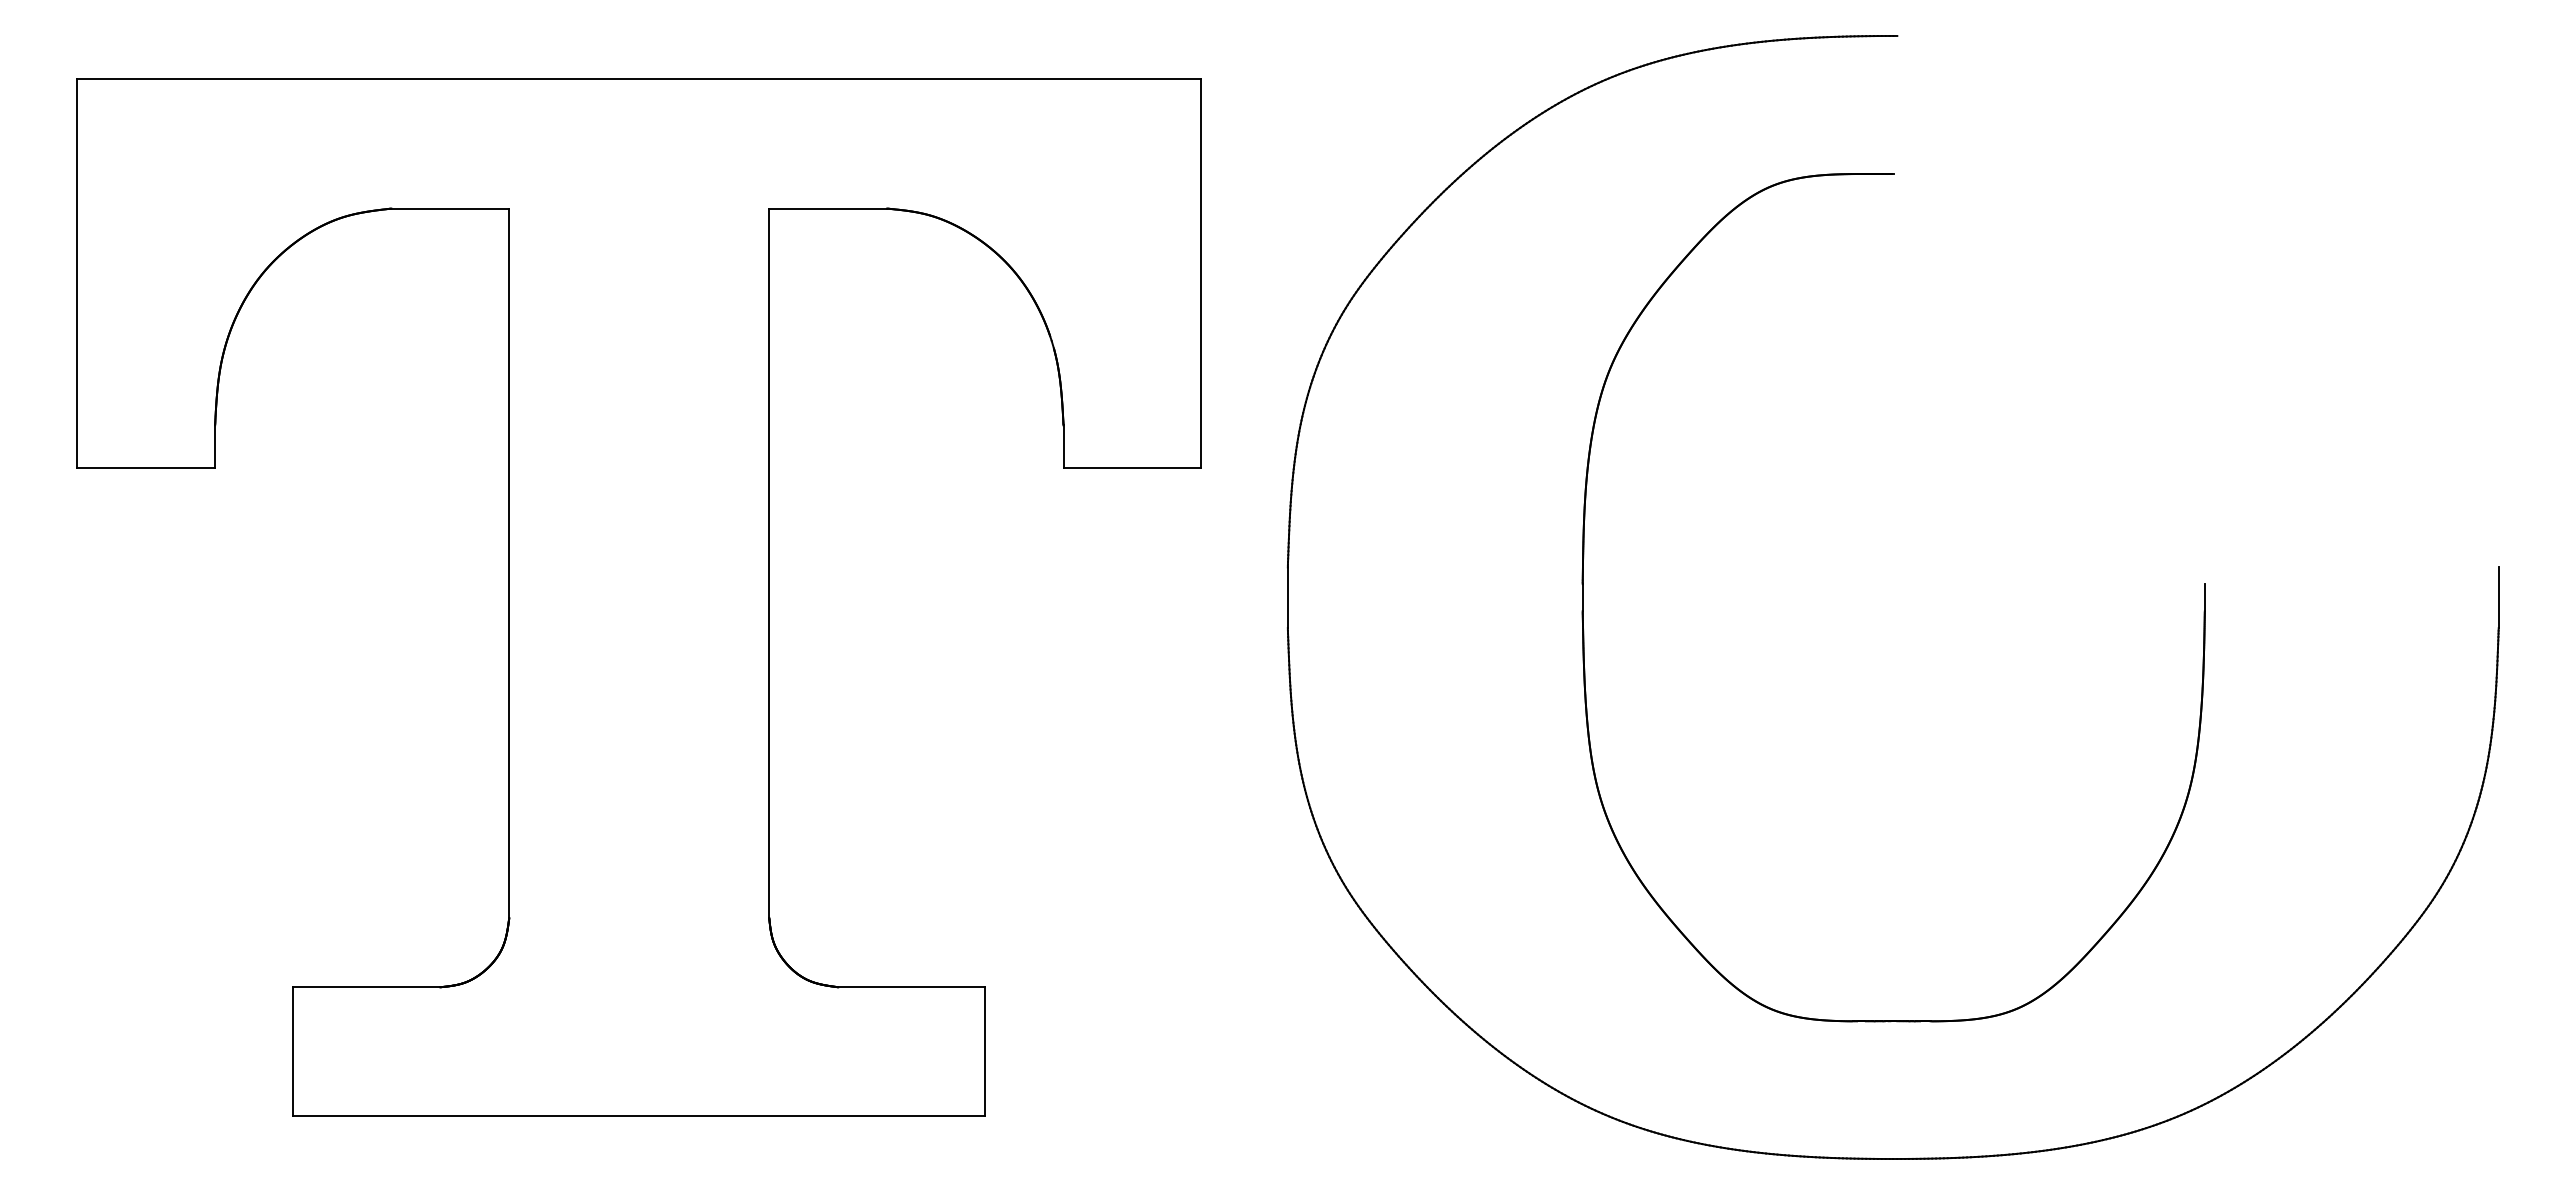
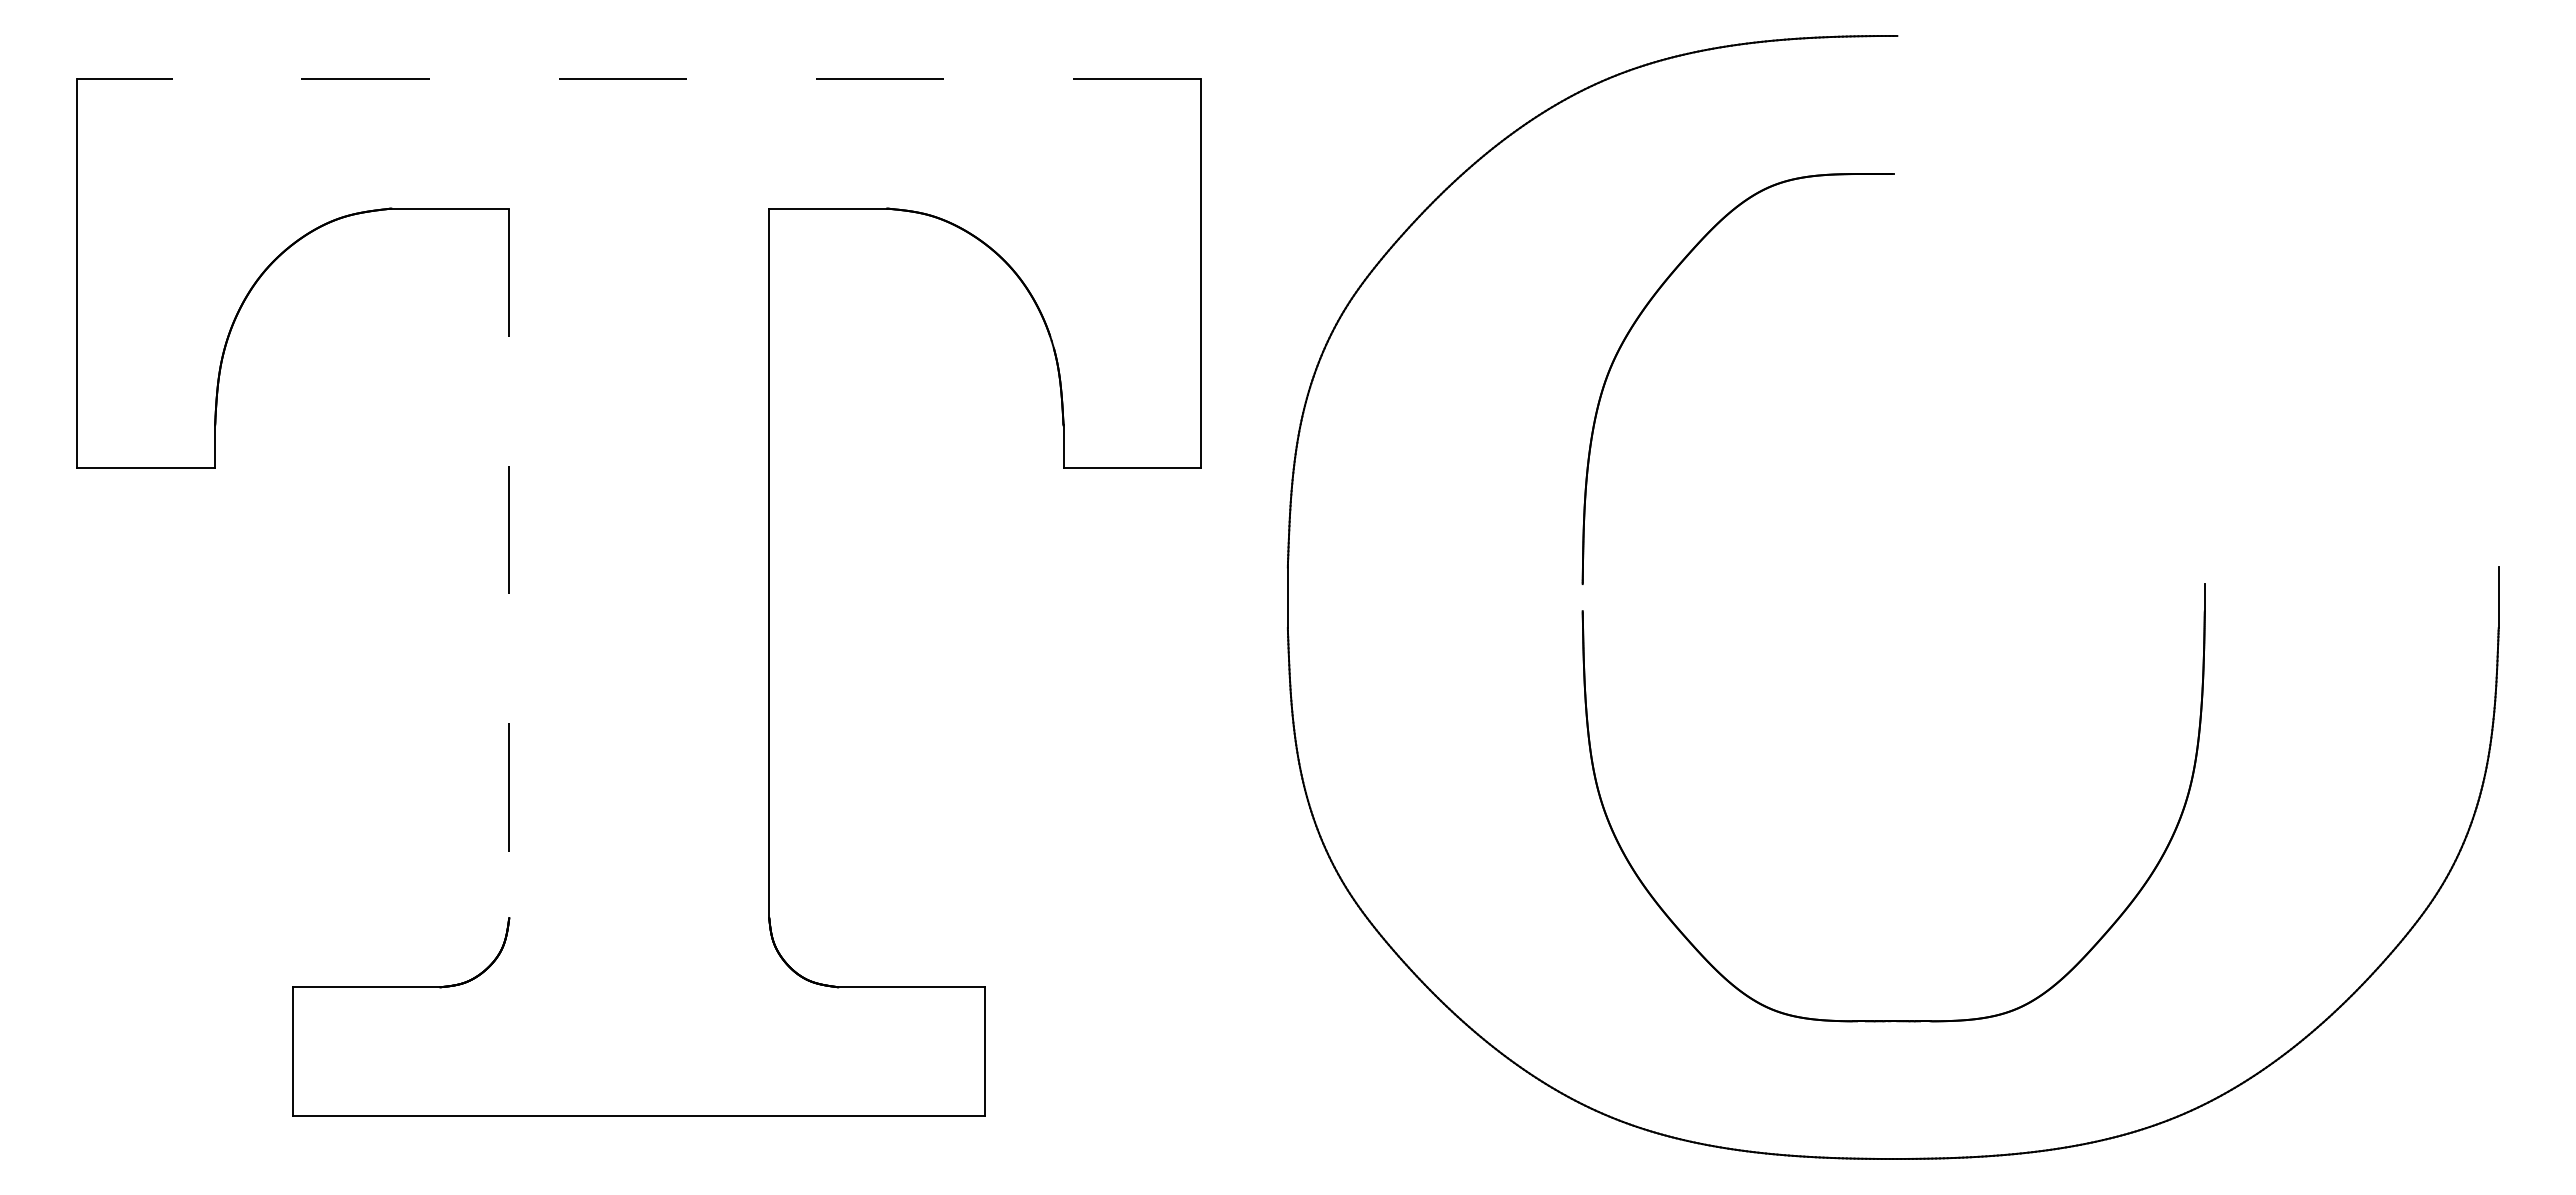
line: solid -> dashed (638, 79)
line: solid -> dashed (509, 563)
line: present -> none (1582, 597)
